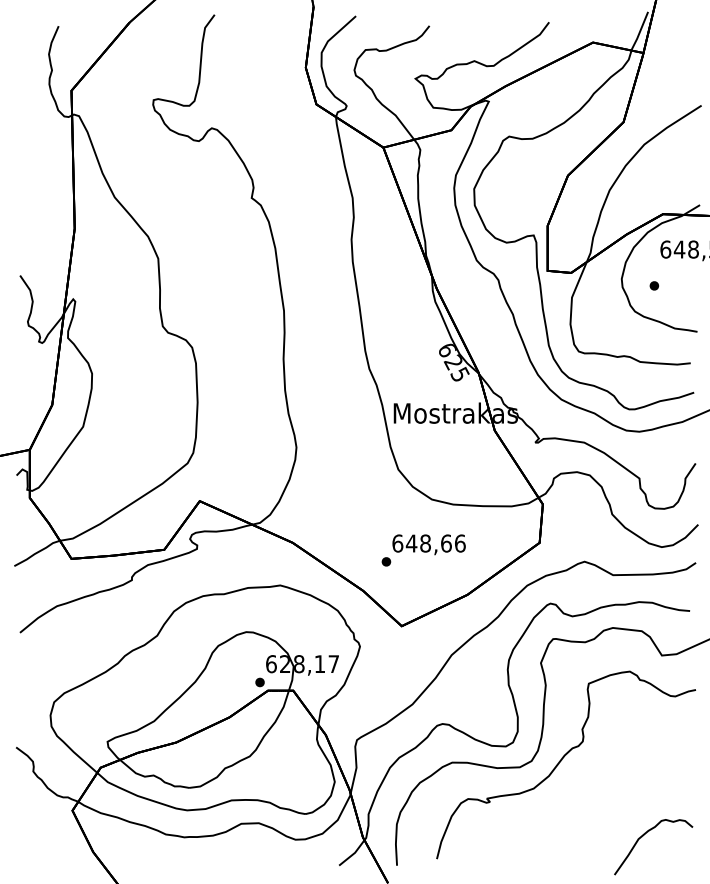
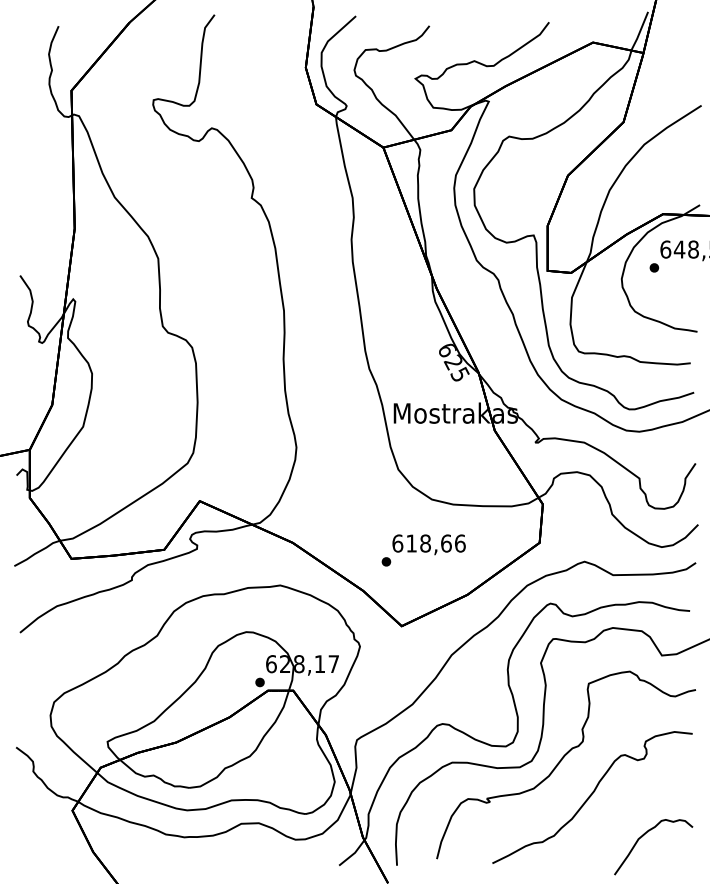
part position: (654, 285) -> (654, 267) (654, 267)
text: 648,66 -> 618,66 (411, 543)
part: none -> present (592, 797)
